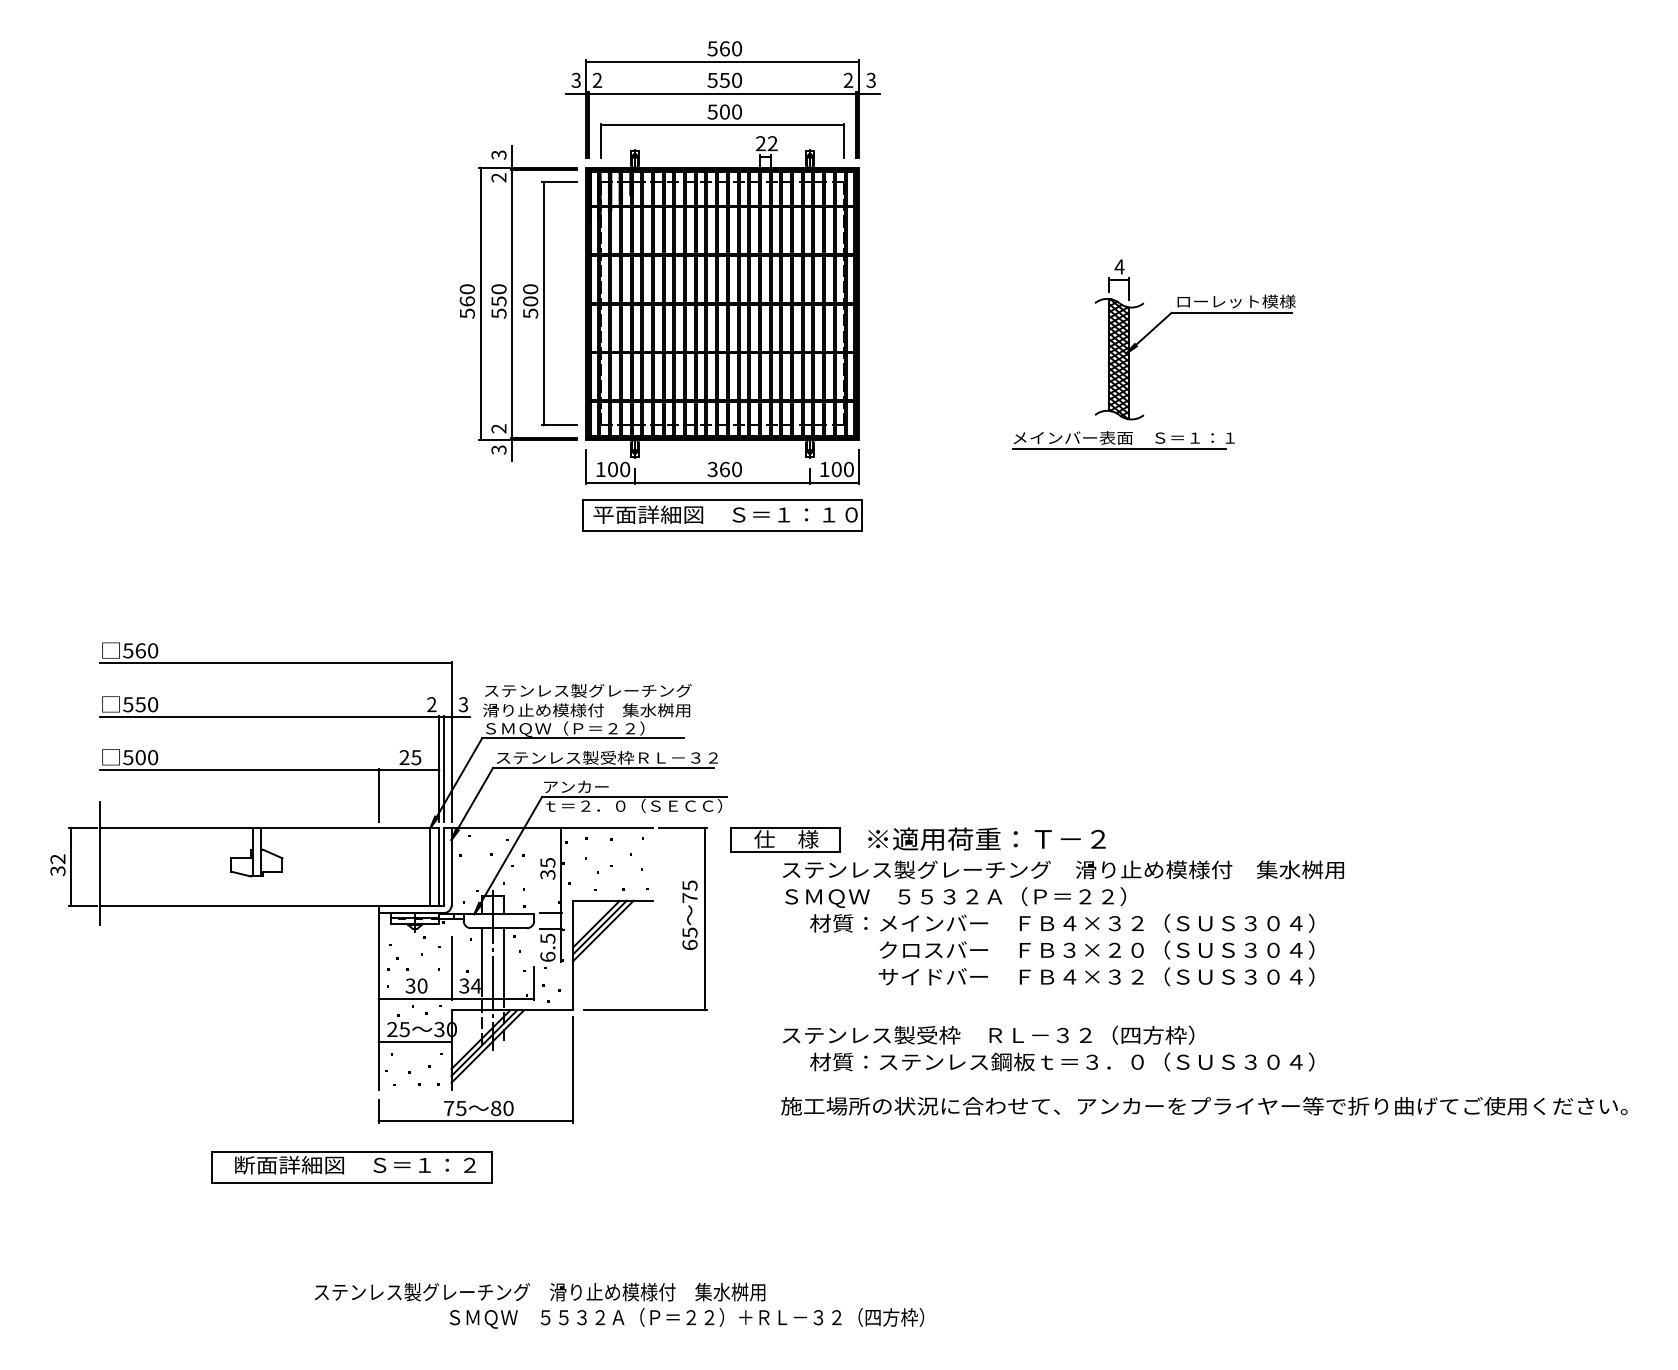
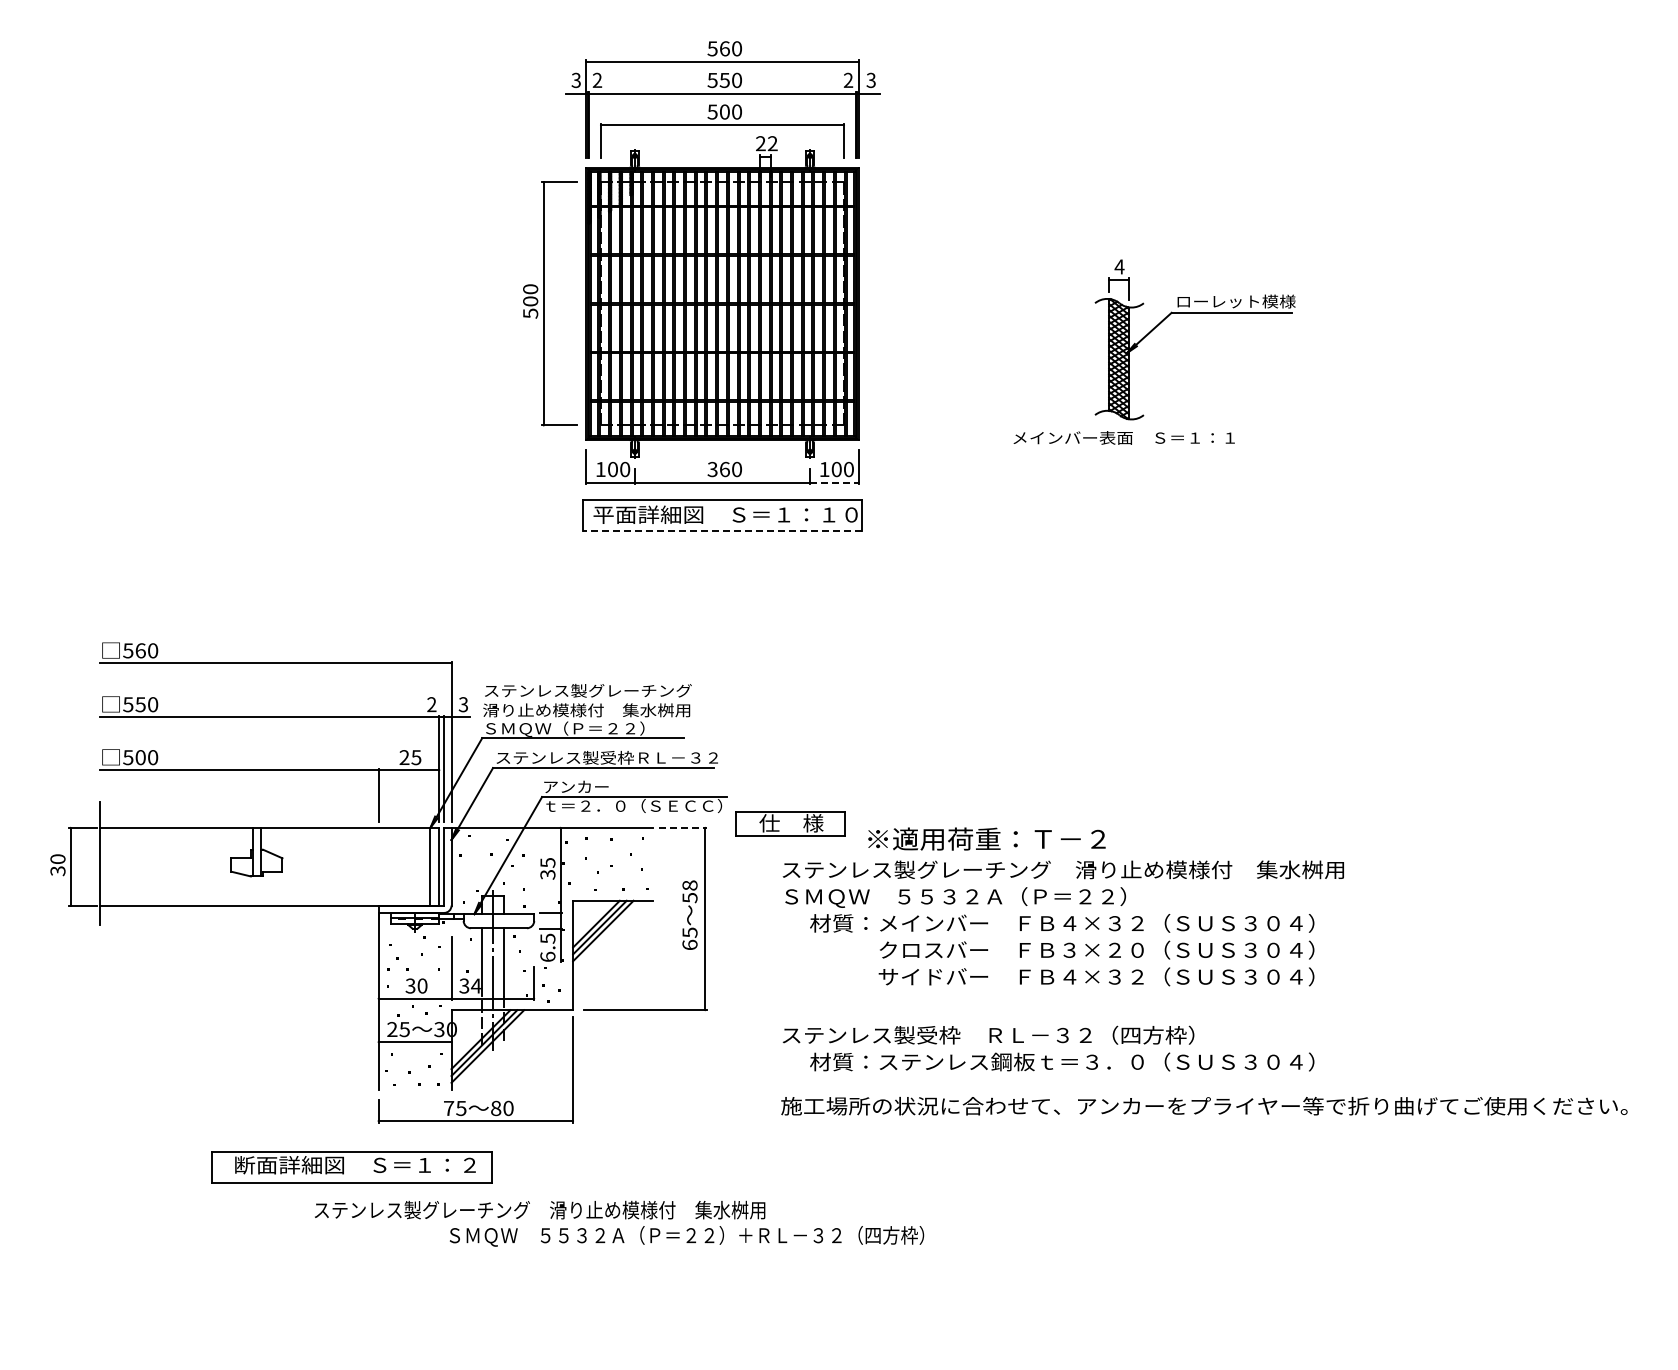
part: present -> none (518, 303)
line: present -> none (1119, 449)
line: solid -> dashed (834, 482)
line: solid -> dashed (722, 531)
line: solid -> dashed (682, 827)
part position: (785, 839) -> (790, 823) (790, 823)
text: 32 -> 30 (57, 859)
text: 75 -> 58 (689, 891)
text position: (619, 1305) -> (619, 1223) (619, 1223)
